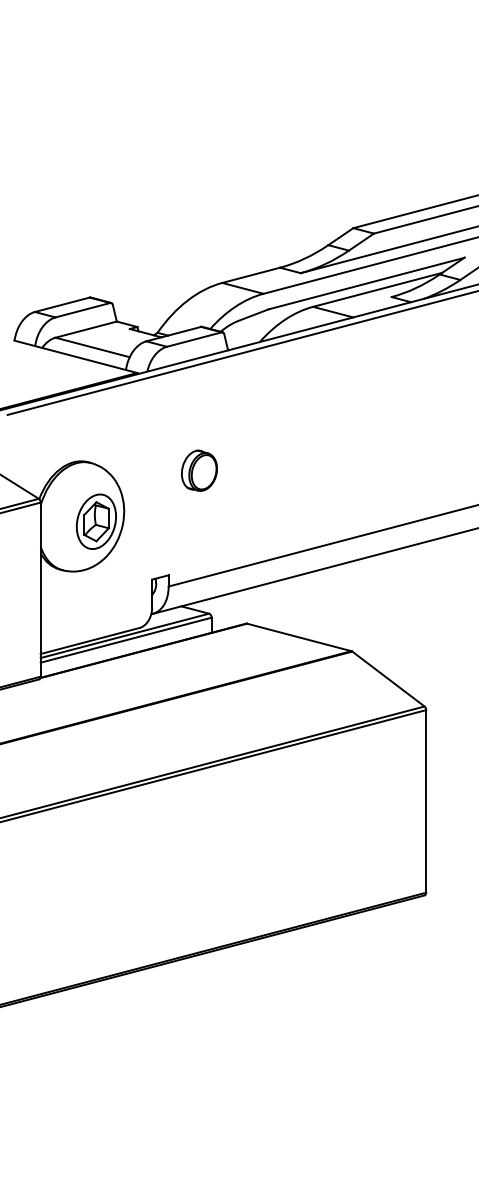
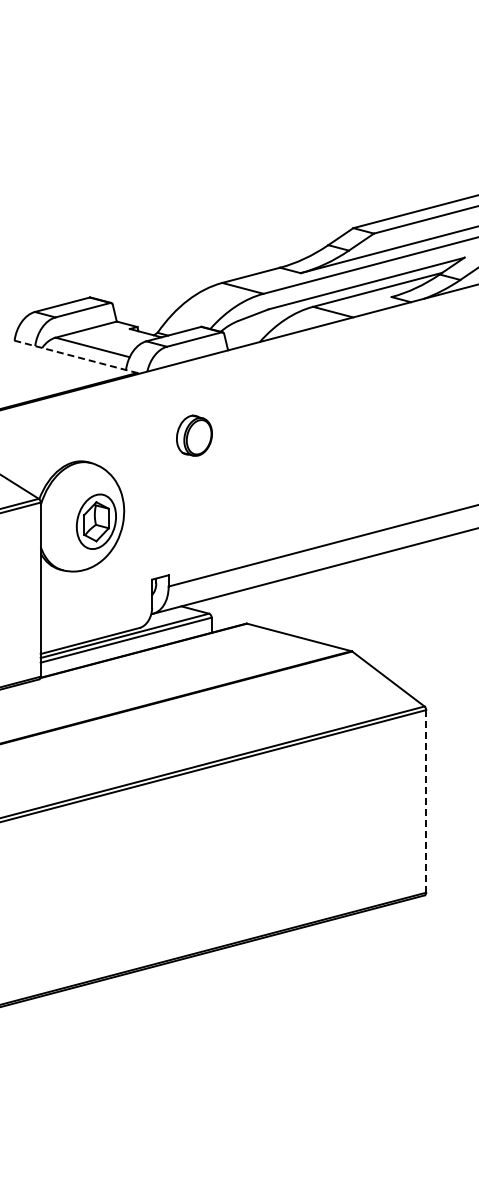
line: present -> none (241, 352)
line: solid -> dashed (75, 356)
part position: (199, 470) -> (194, 435) (194, 435)
line: solid -> dashed (426, 801)
